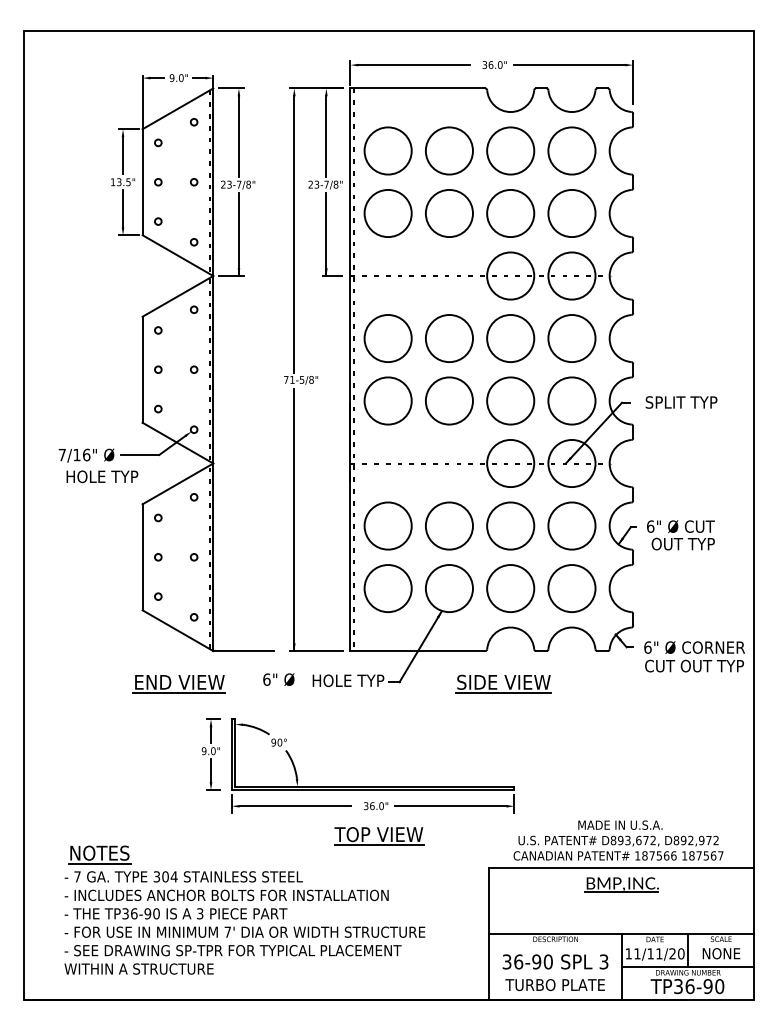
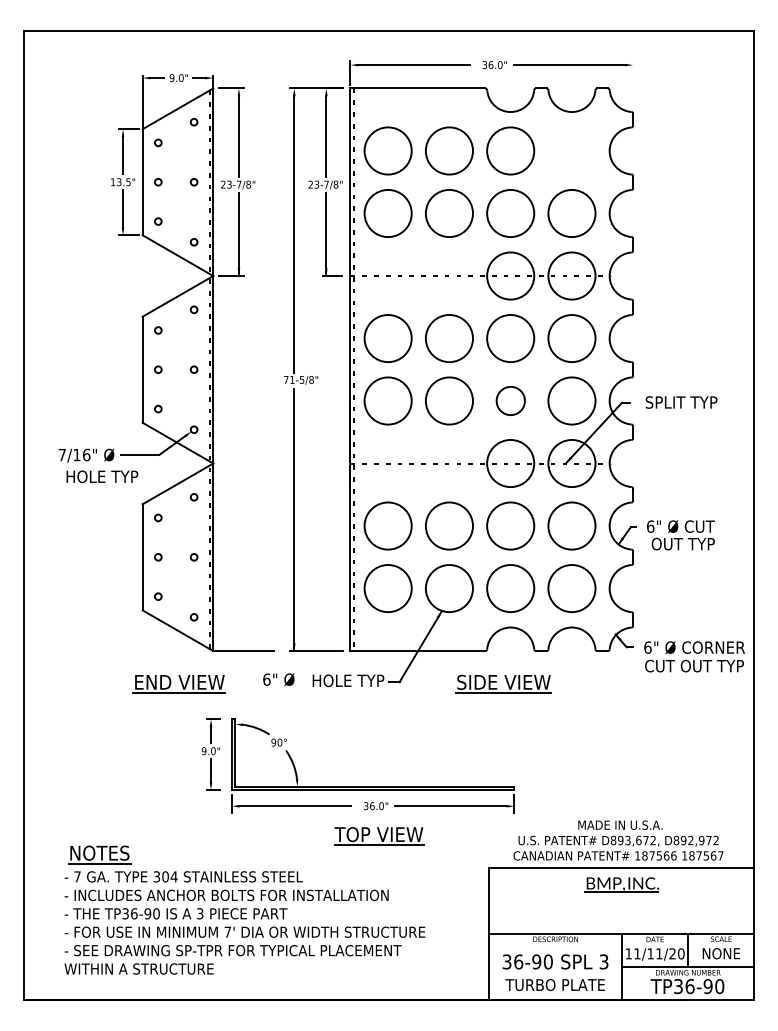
line: present -> none (633, 82)
circle: present -> none (571, 150)
circle size: 50x50 px -> 31x30 px (510, 400)
